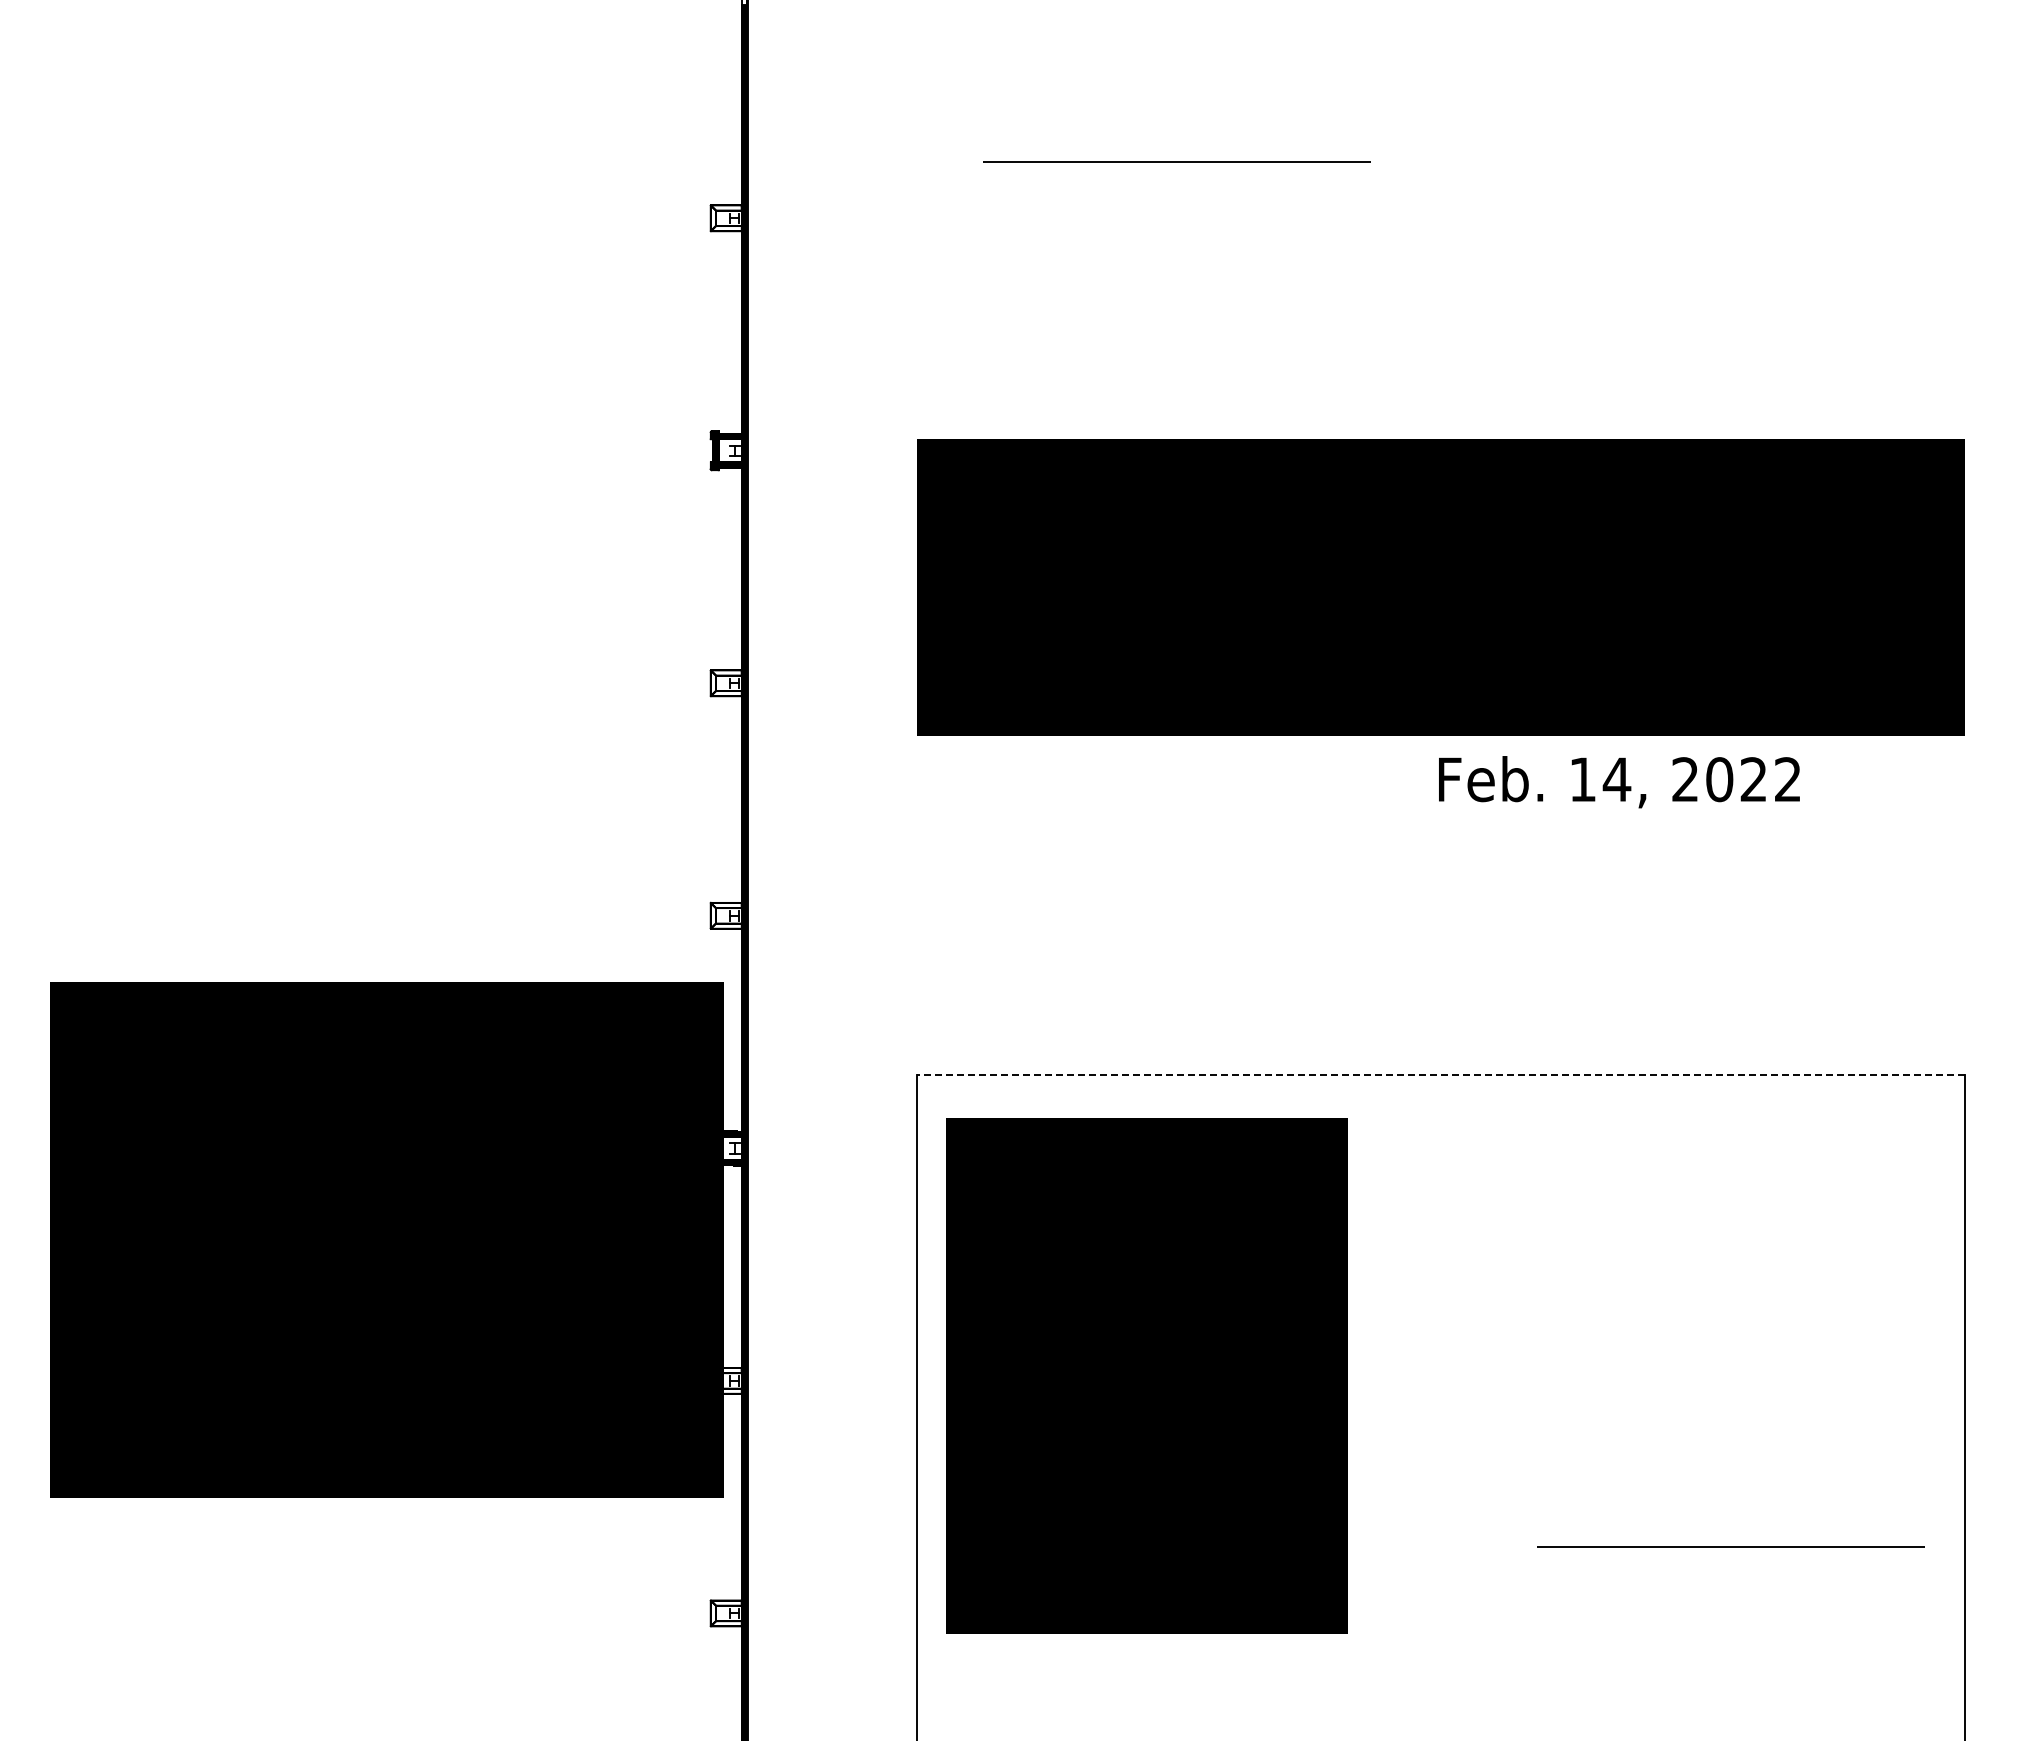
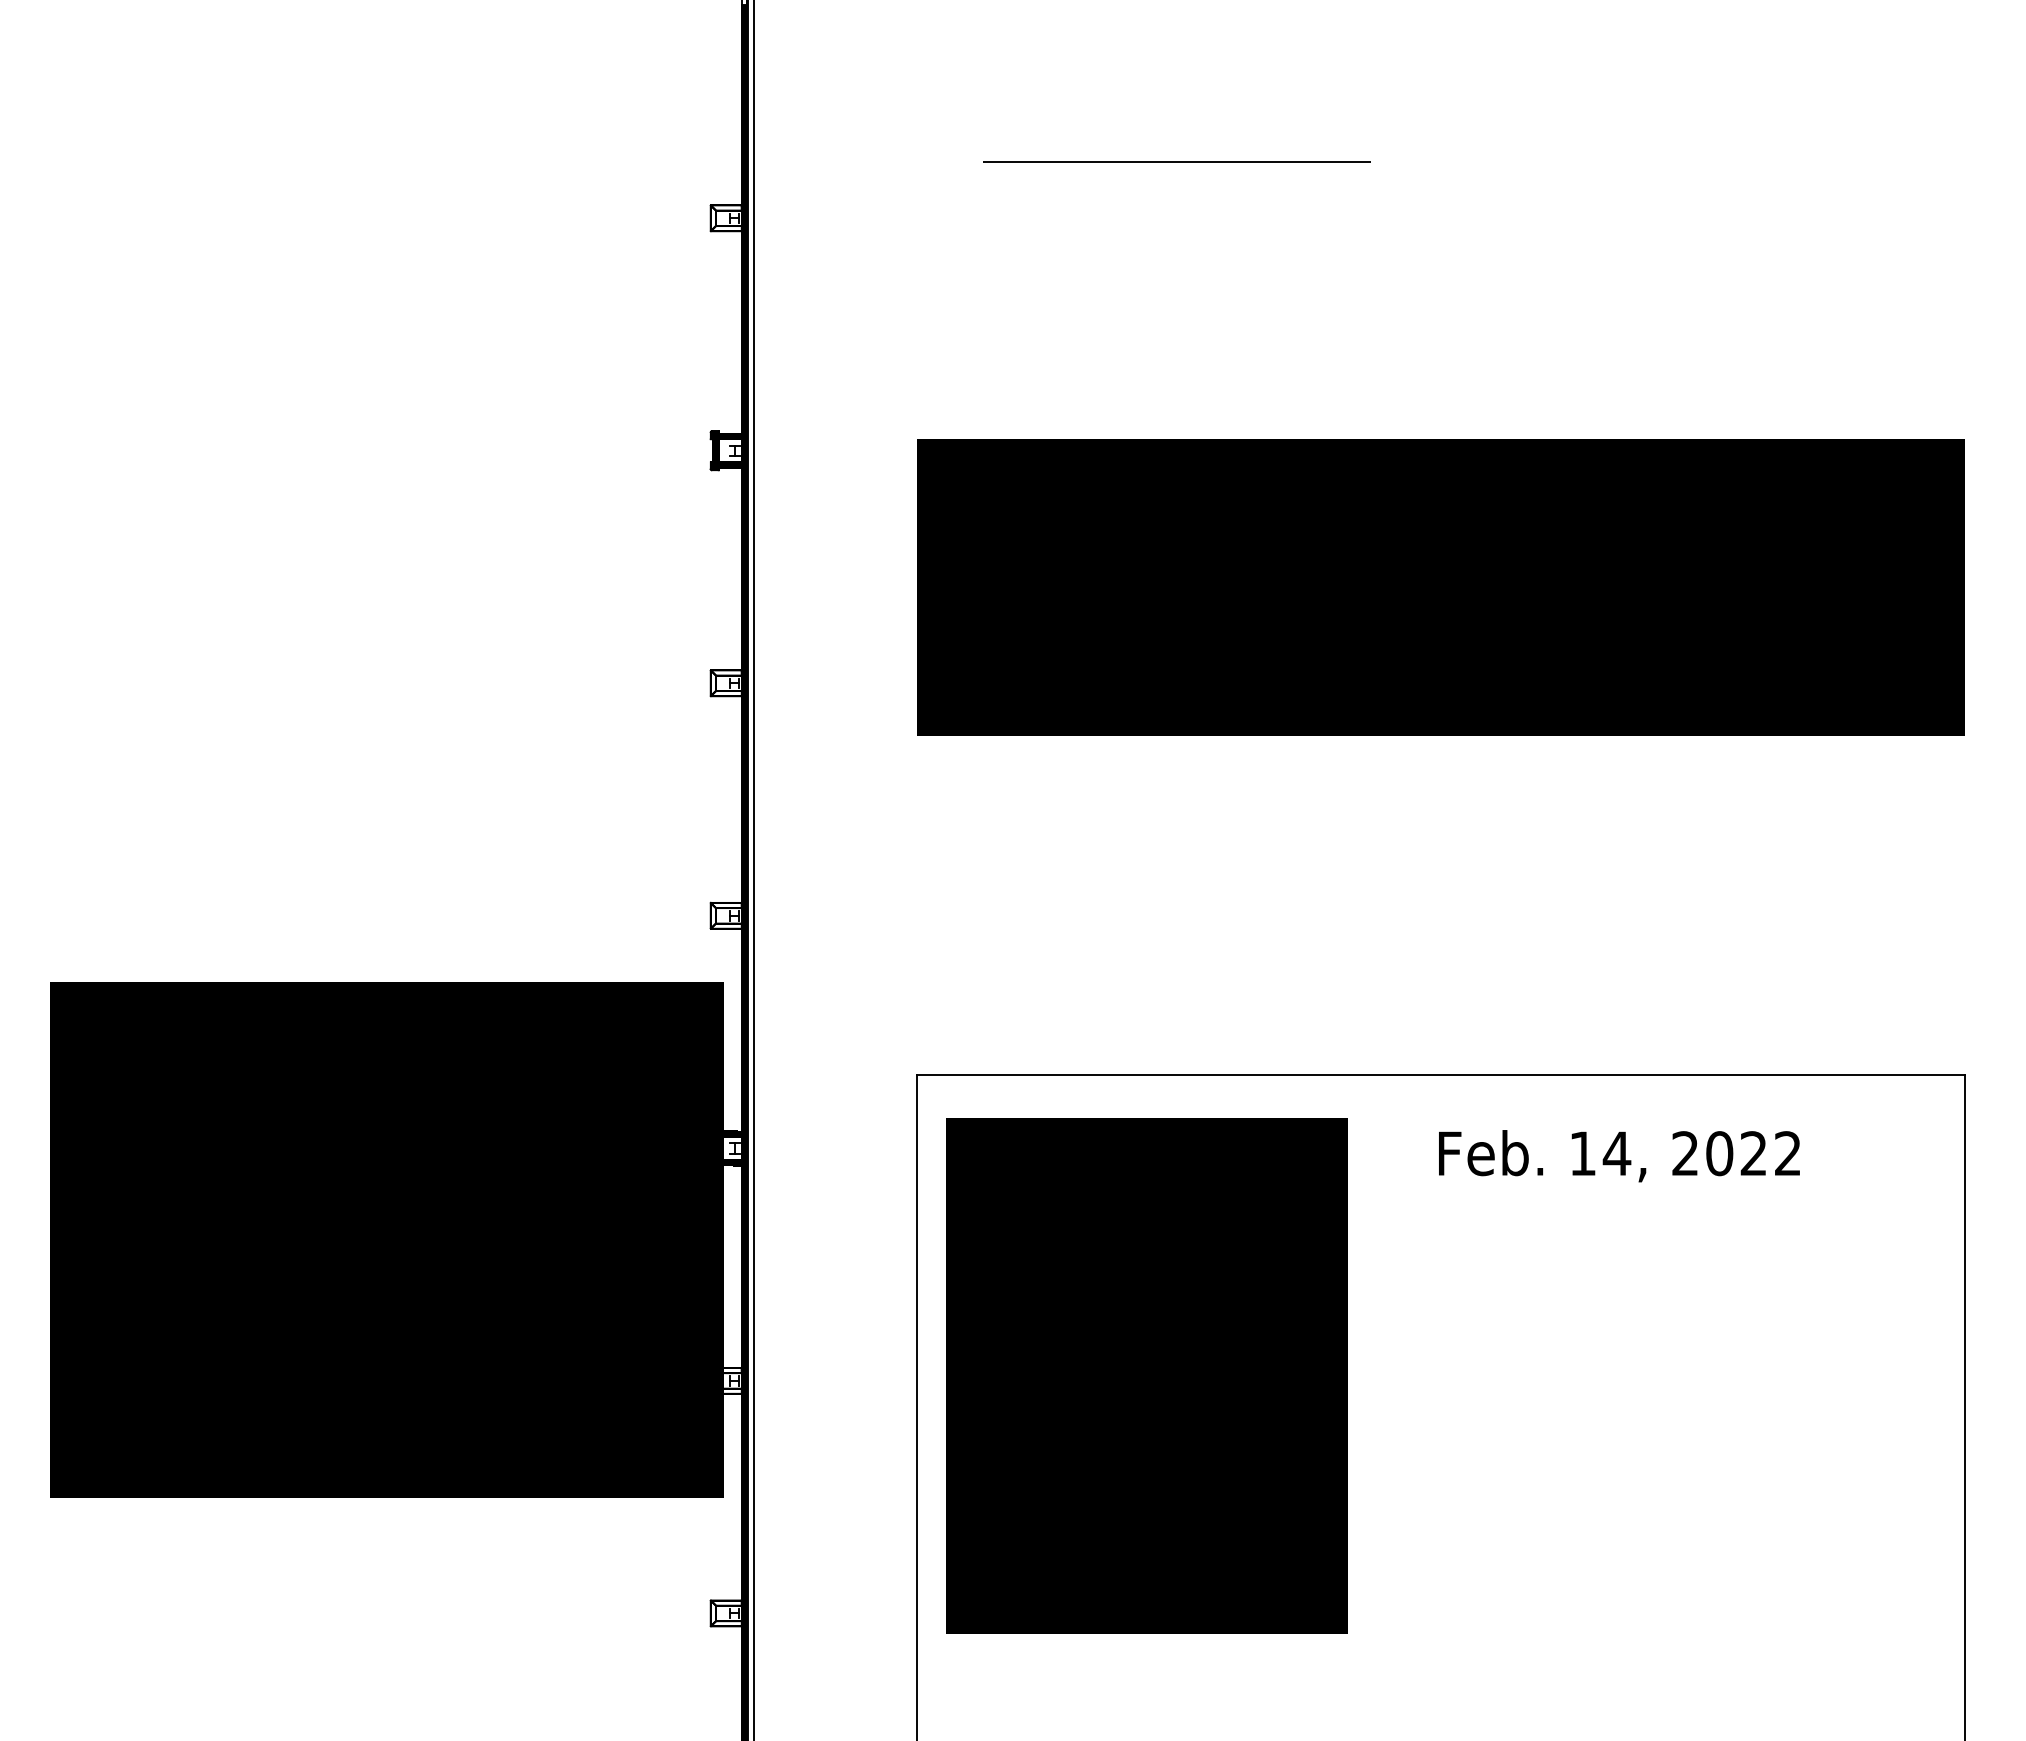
text position: (1619, 782) -> (1619, 1156) (1619, 1156)
line: none -> present (754, 869)
line: dashed -> solid (1440, 1075)
line: present -> none (1730, 1546)
